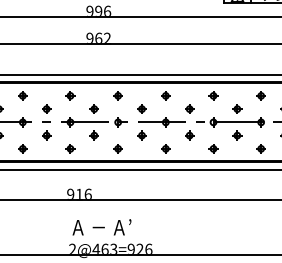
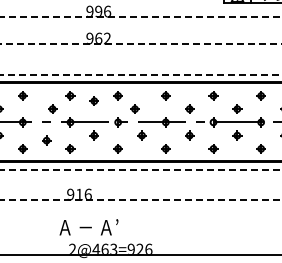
line: solid -> dashed (141, 17)
line: solid -> dashed (141, 44)
line: solid -> dashed (140, 75)
part position: (46, 108) -> (52, 108) (52, 108)
part position: (93, 108) -> (93, 100) (93, 100)
part position: (141, 108) -> (134, 108) (134, 108)
part position: (46, 135) -> (46, 140) (46, 140)
line: solid -> dashed (141, 169)
line: solid -> dashed (140, 200)
text position: (101, 227) -> (88, 227) (88, 227)
